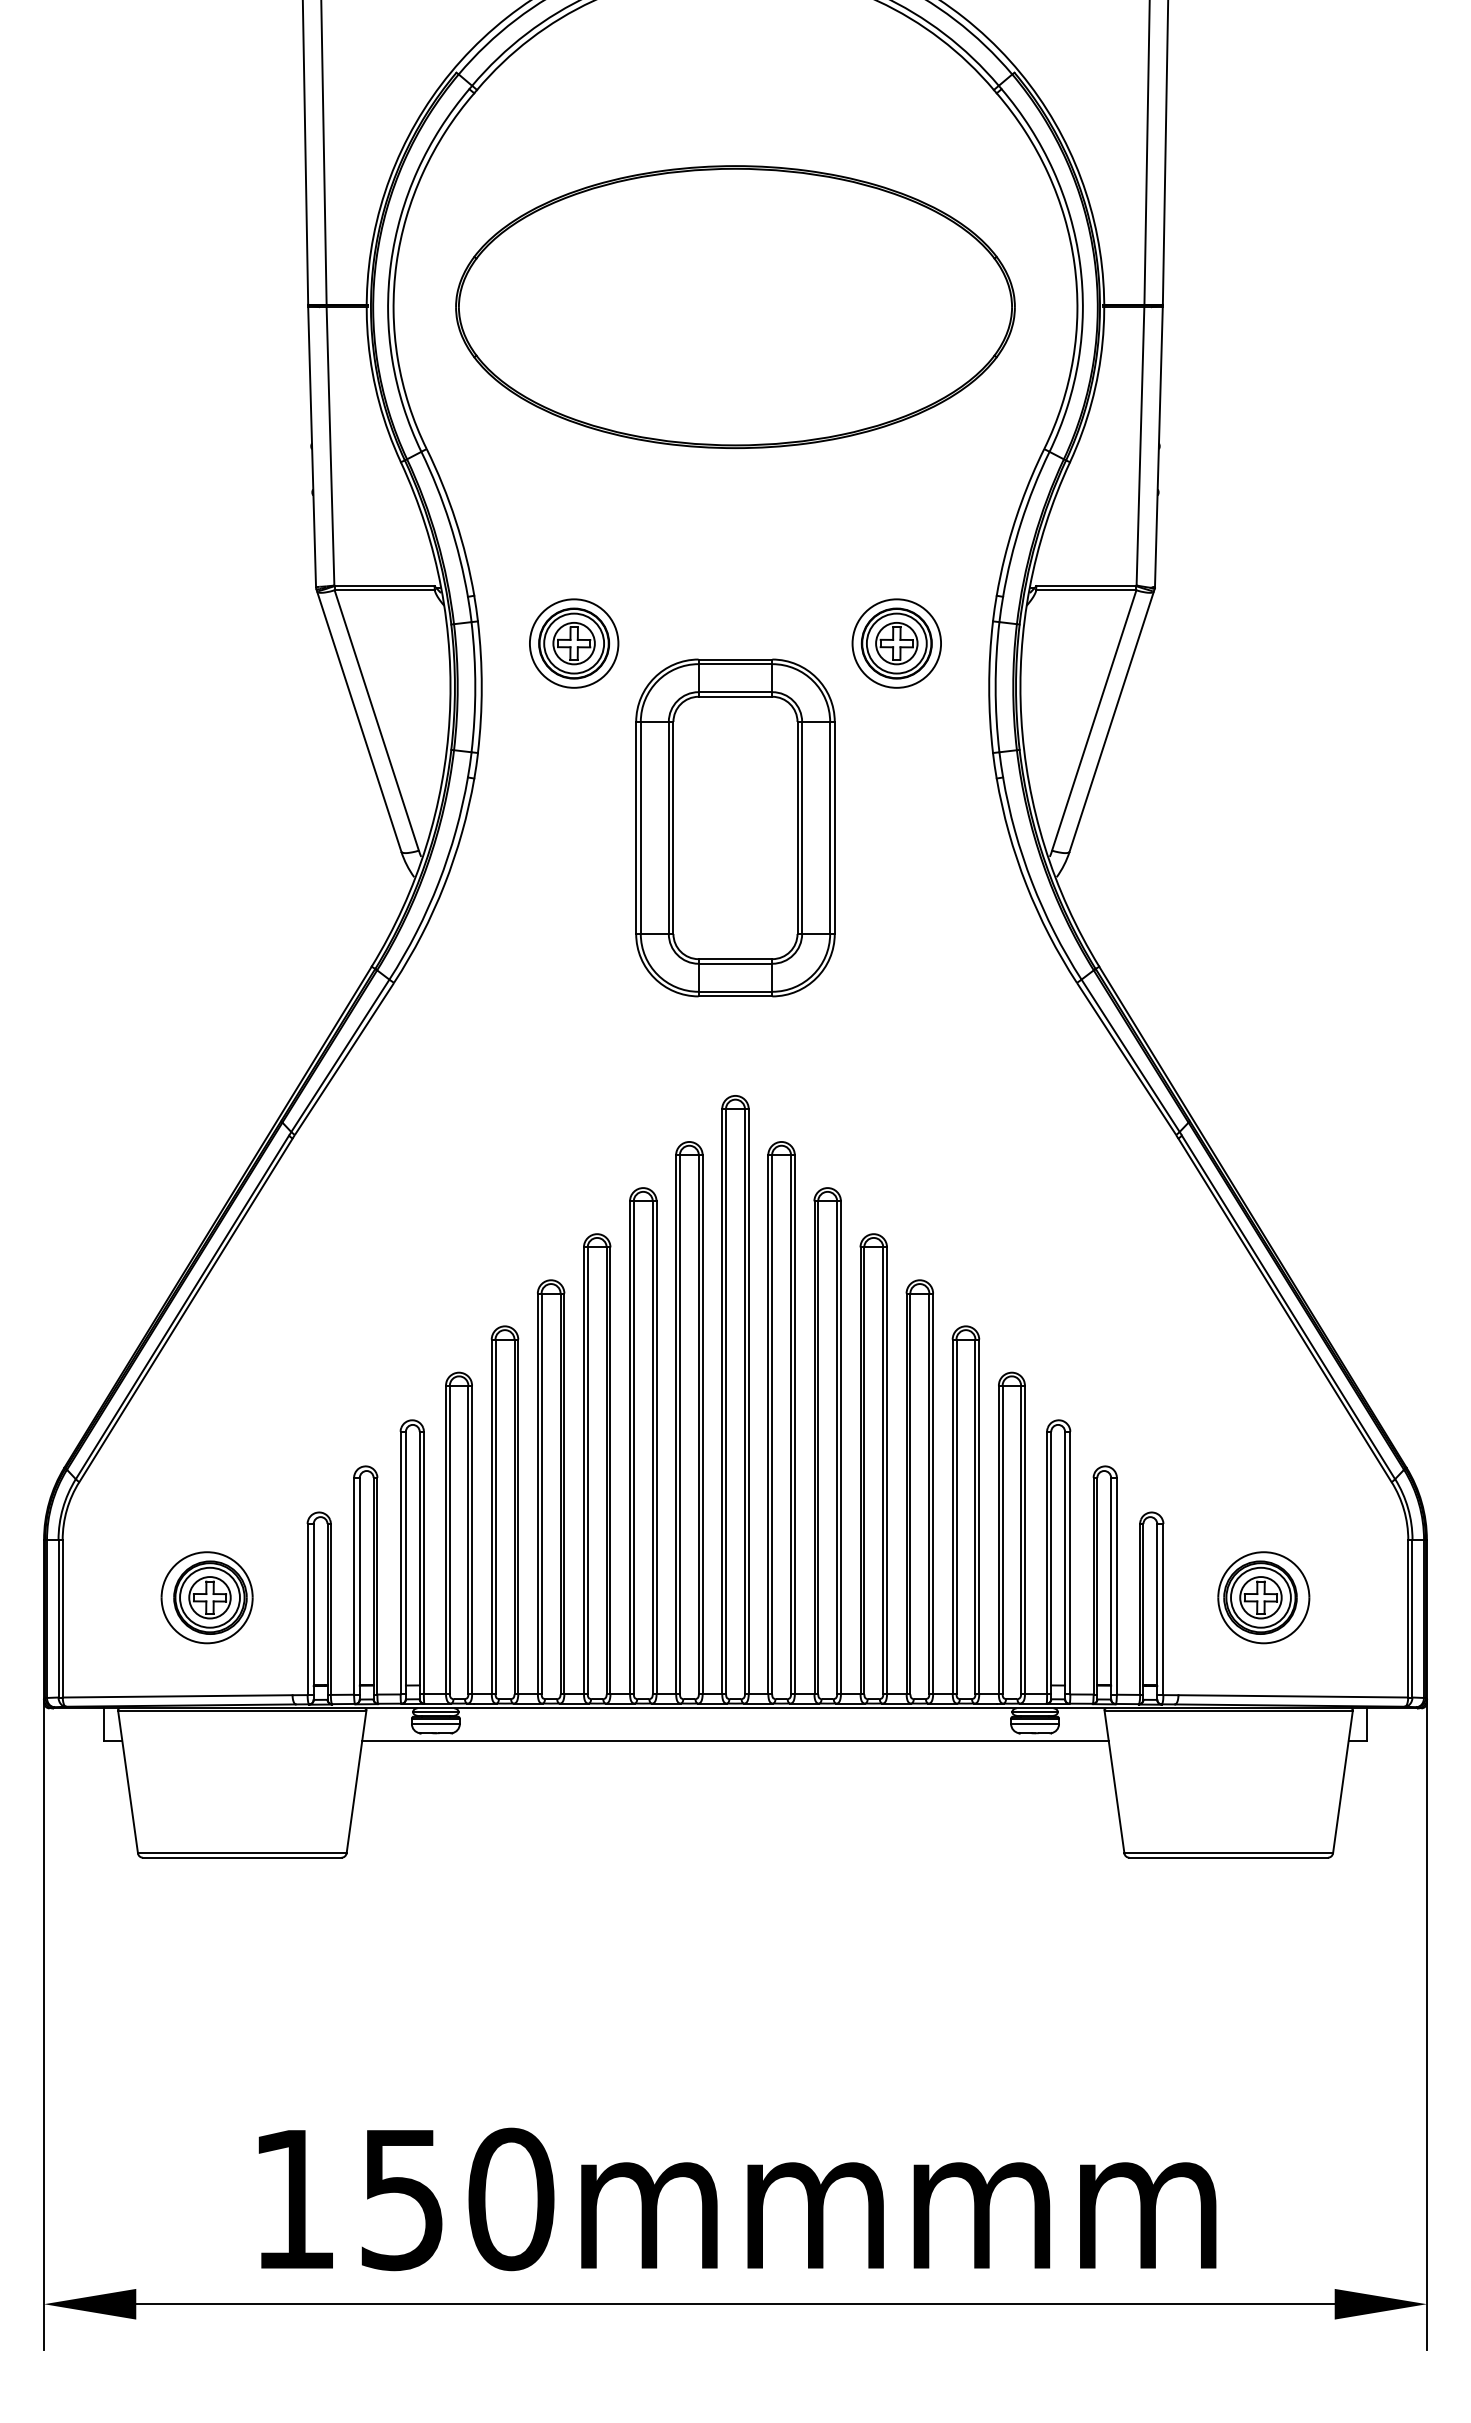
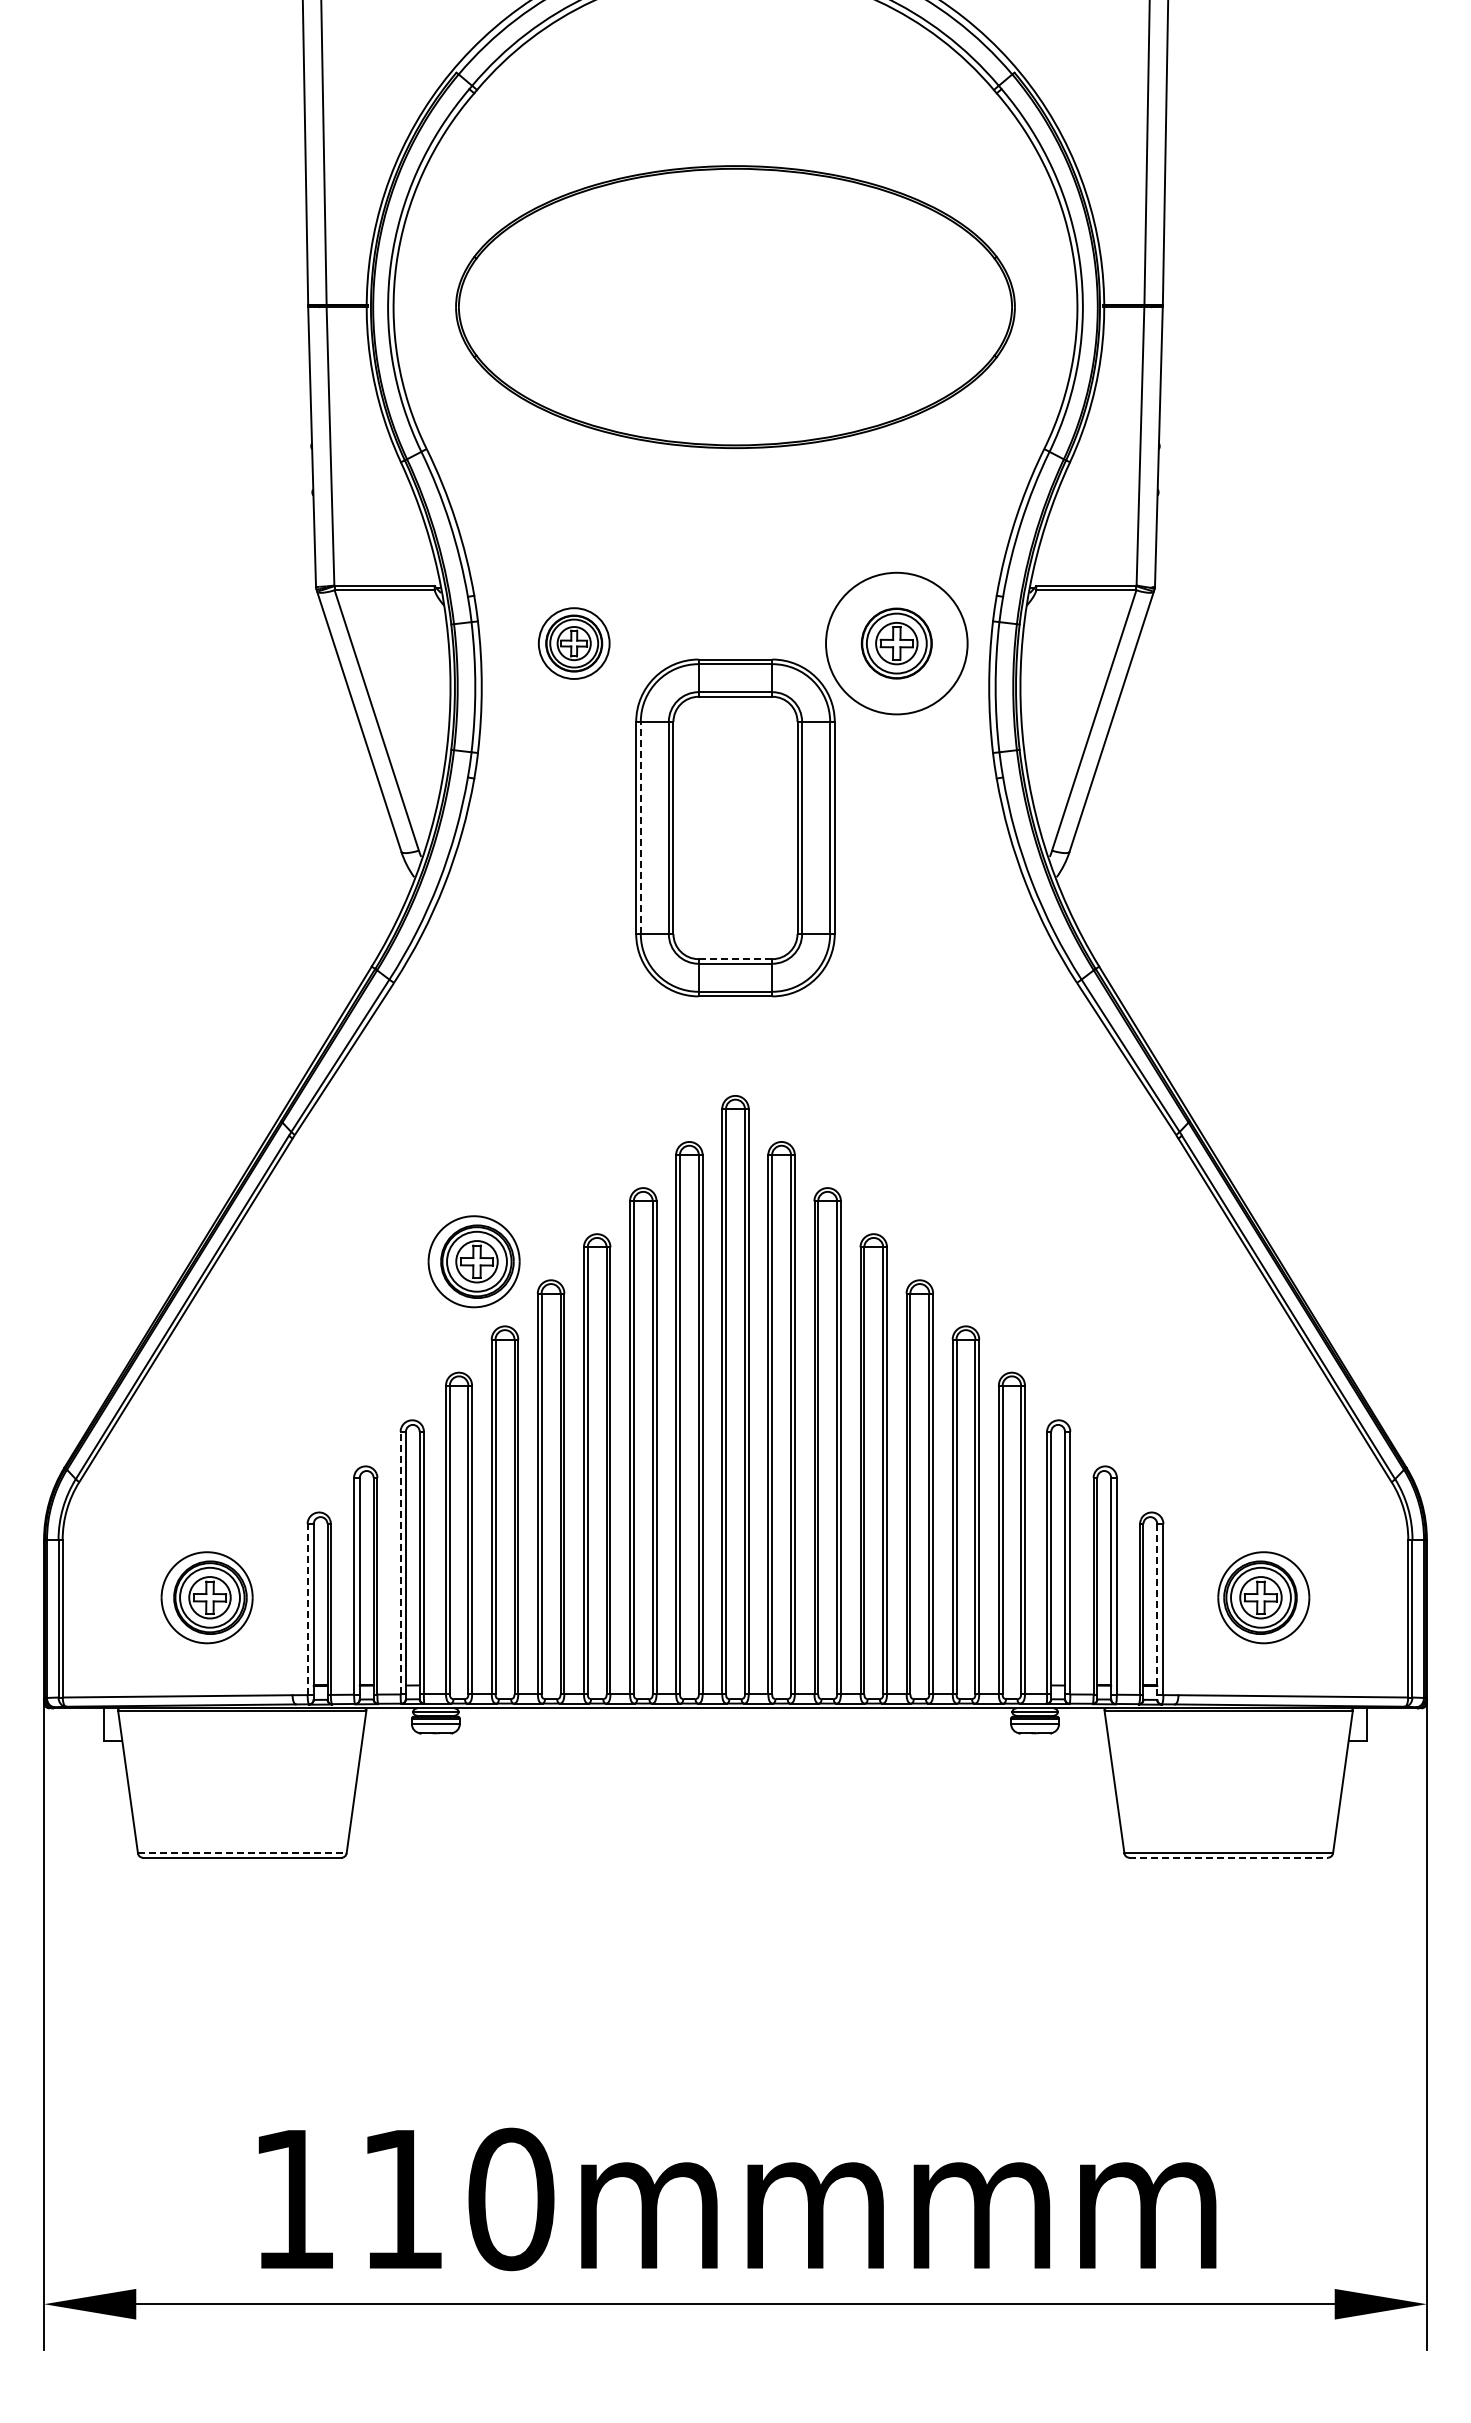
part size: 91x91 px -> 74x73 px (573, 643)
circle diameter: 89 px -> 142 px (896, 643)
line: solid -> dashed (640, 827)
line: solid -> dashed (735, 959)
part: none -> present (473, 1261)
line: solid -> dashed (400, 1562)
line: solid -> dashed (307, 1609)
line: solid -> dashed (1157, 1611)
line: present -> none (735, 1740)
line: solid -> dashed (242, 1853)
line: solid -> dashed (1229, 1857)
text: 150mmmm -> 110mmmm (401, 2200)
